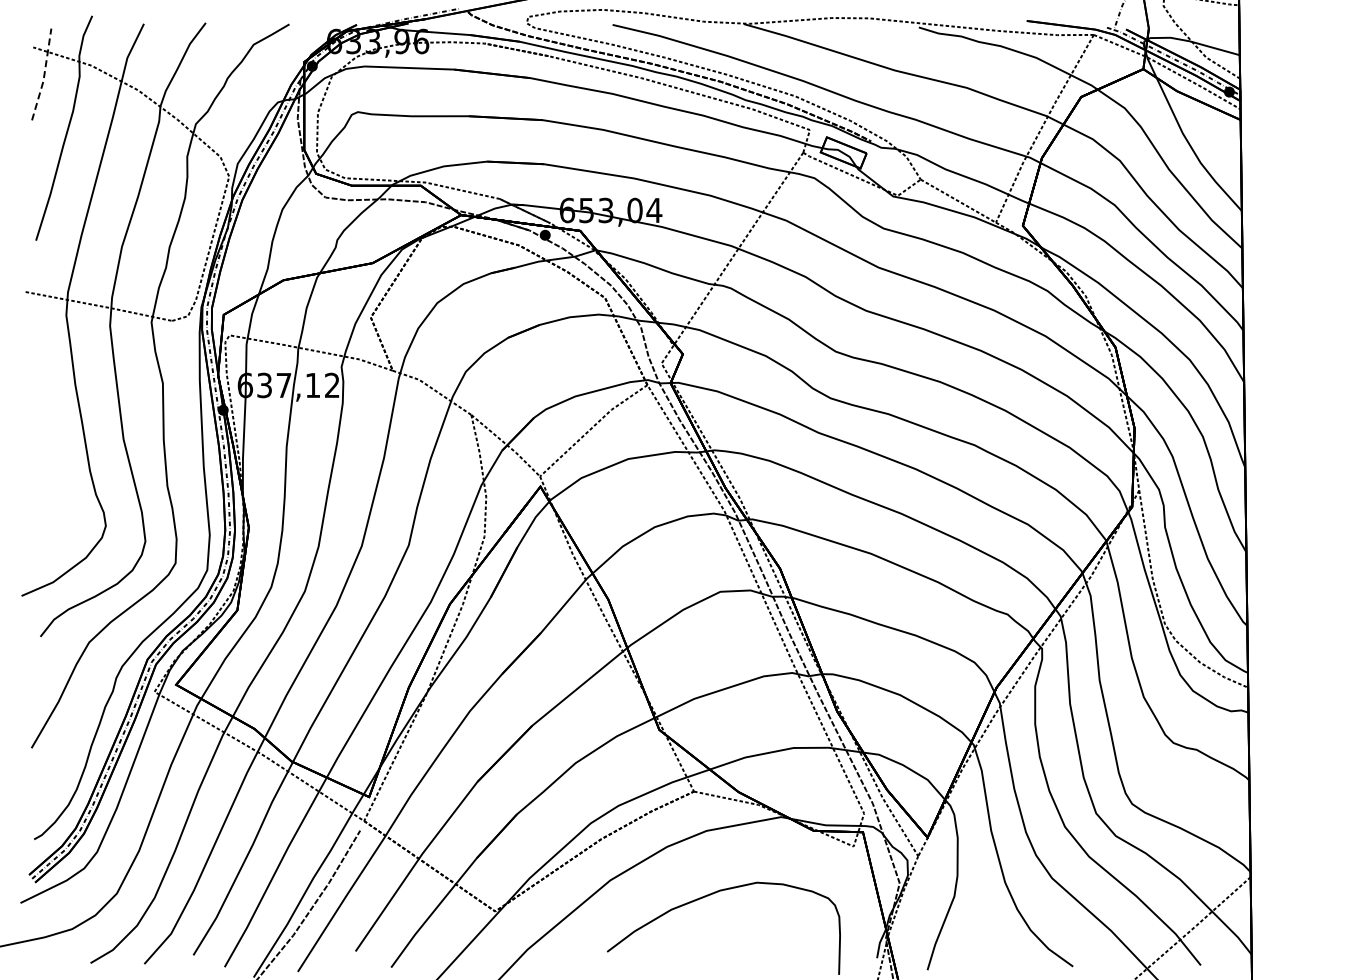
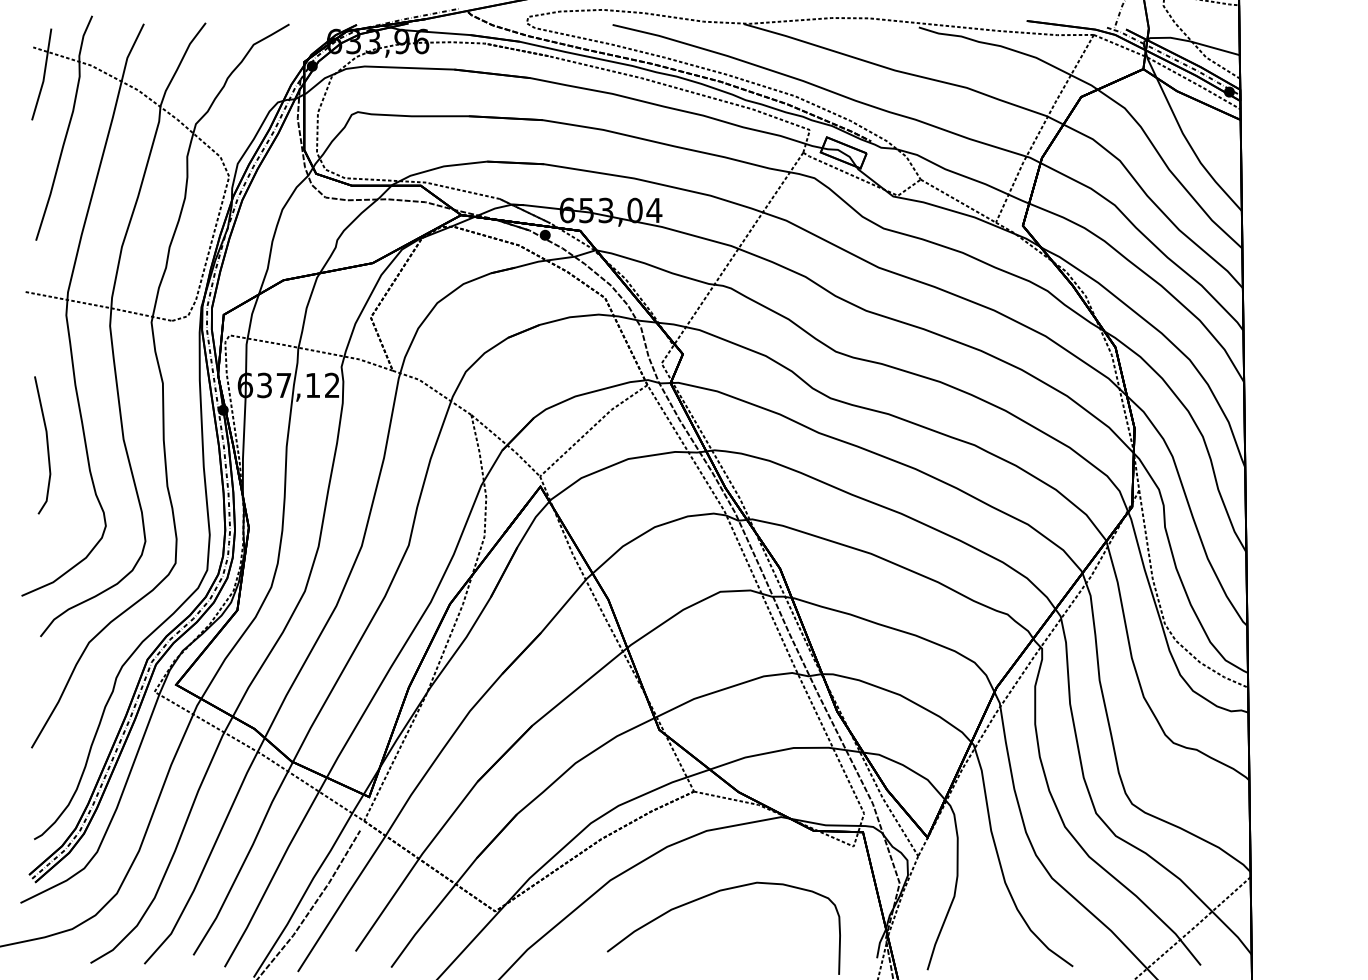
line: dashed -> solid (44, 75)
line: none -> present (46, 445)
